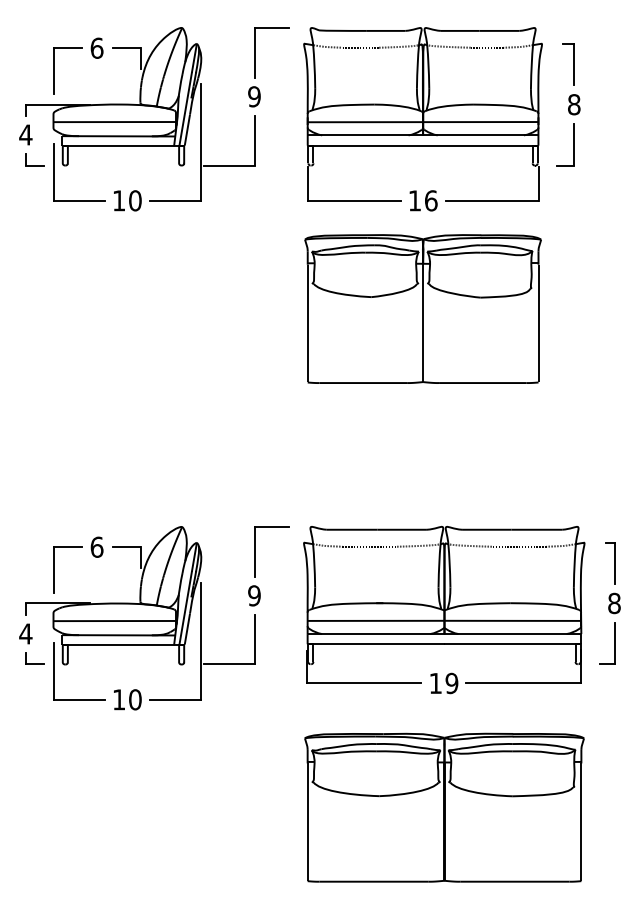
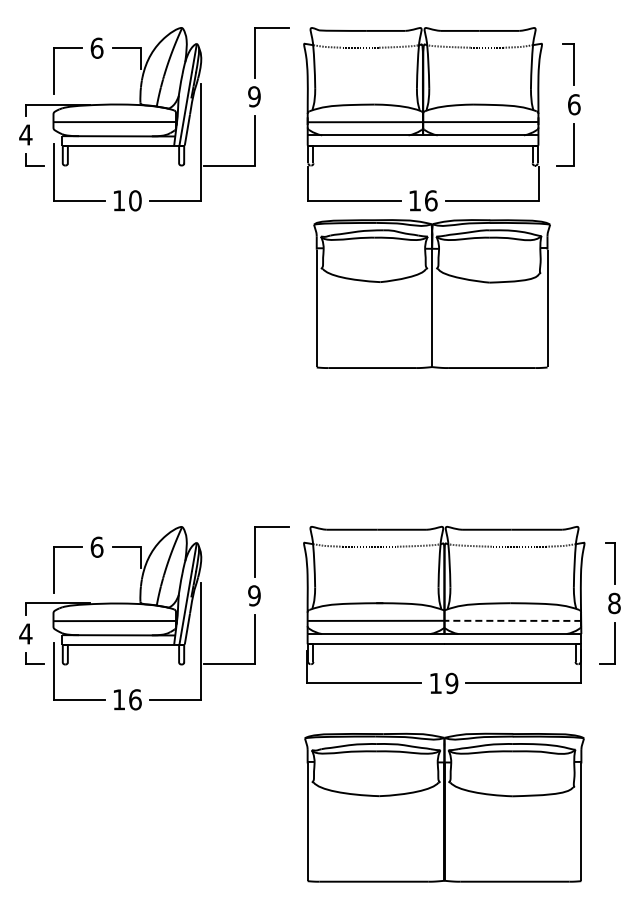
text: 8 -> 6 (574, 104)
part position: (422, 308) -> (431, 293) (431, 293)
line: solid -> dashed (512, 620)
text: 10 -> 16 (135, 699)
